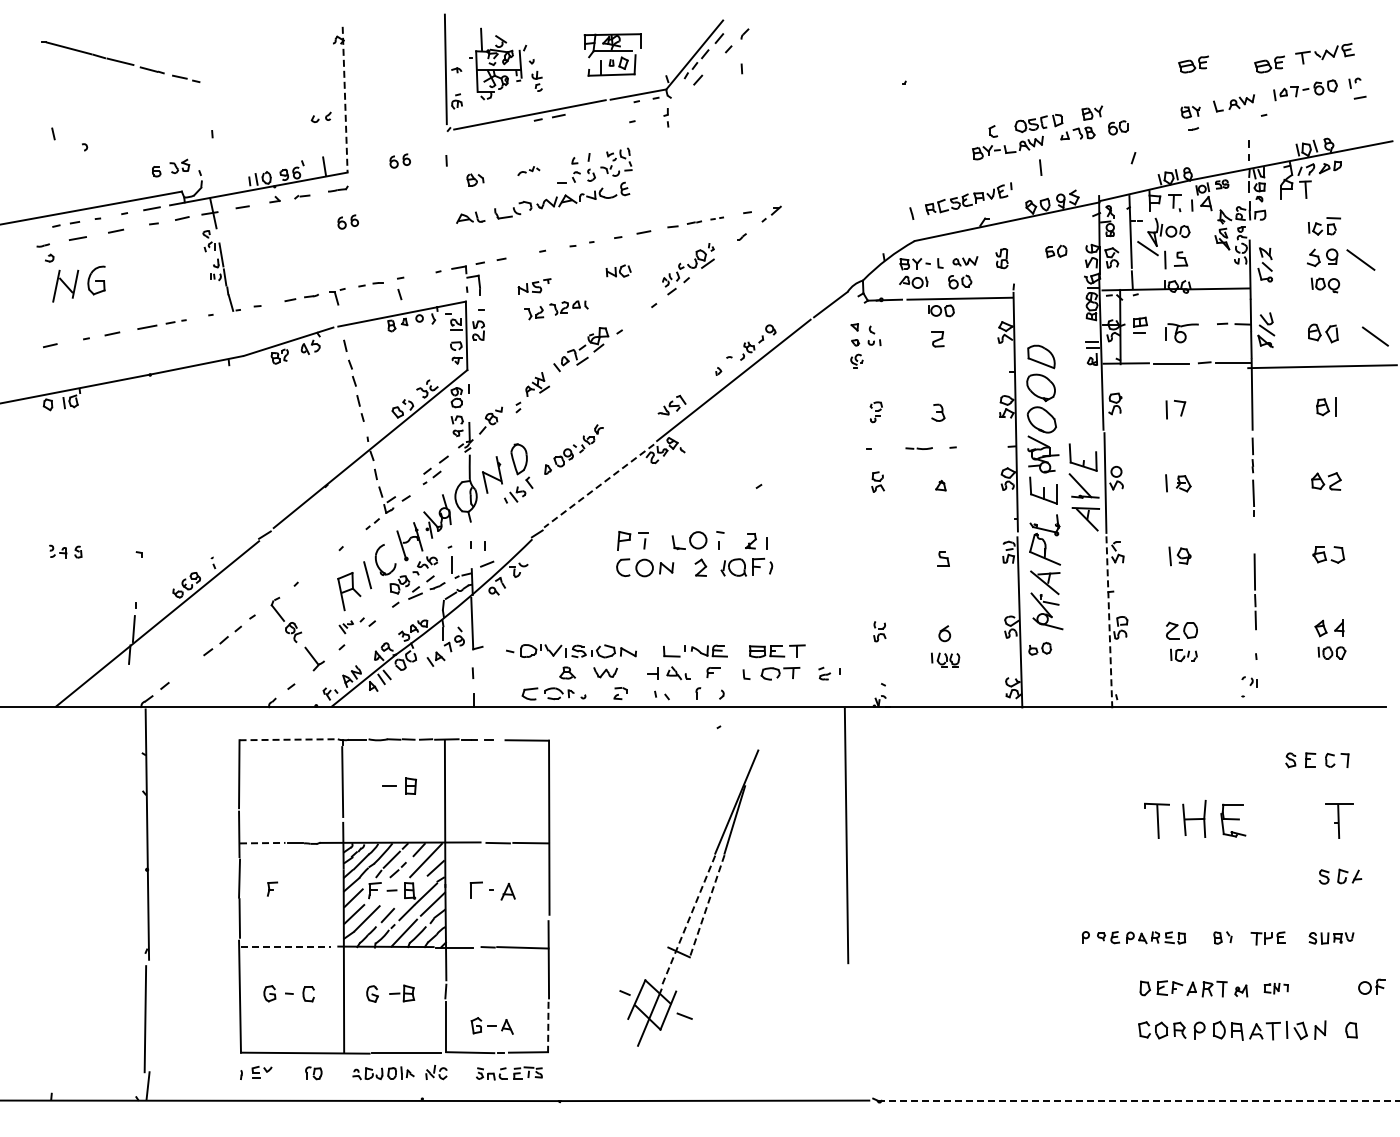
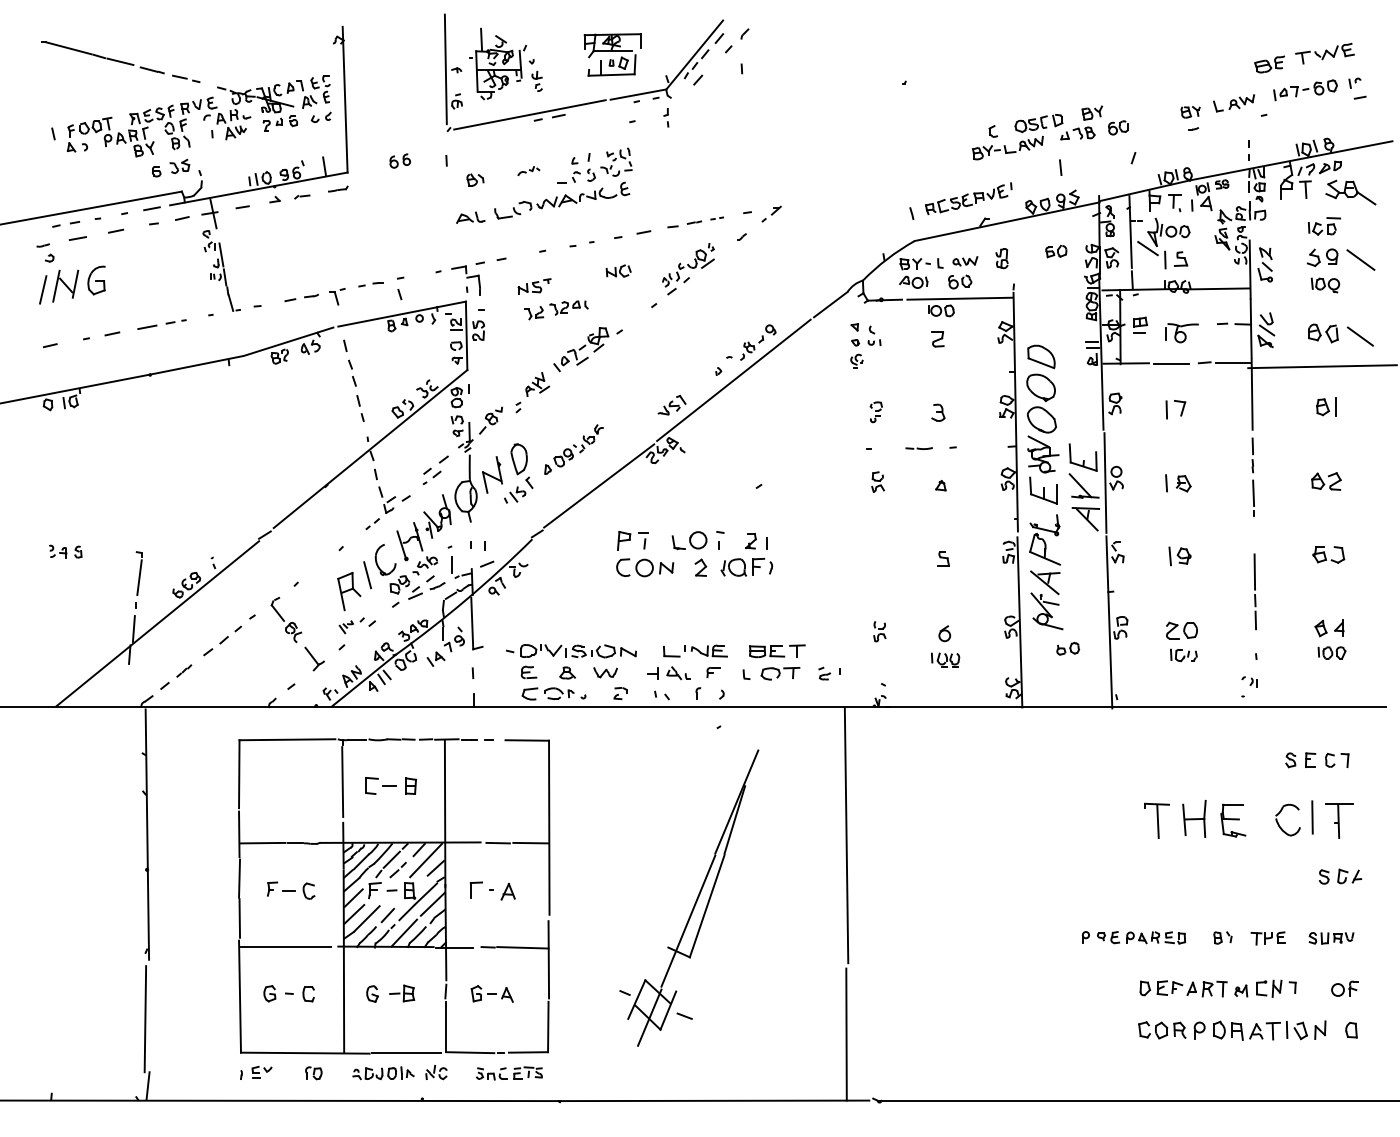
part: present -> none (1193, 64)
line: dashed -> solid (345, 99)
part: none -> present (198, 116)
line position: (1040, 167) -> (1060, 167) (1060, 167)
part: none -> present (1350, 192)
part: present -> none (347, 221)
line: none -> present (43, 289)
line position: (1374, 336) -> (1359, 336) (1359, 336)
line: dashed -> solid (599, 485)
line: none -> present (139, 577)
line: dashed -> solid (1109, 622)
part position: (1040, 648) -> (1068, 648) (1068, 648)
line: none -> present (184, 670)
part: none -> present (528, 672)
line: dashed -> solid (287, 739)
part: none -> present (371, 785)
part: none -> present (1280, 813)
line: none -> present (1312, 817)
line: dashed -> solid (262, 843)
part: none -> present (298, 890)
line: dashed -> solid (707, 906)
line: dashed -> solid (688, 921)
line: dashed -> solid (286, 947)
part position: (1371, 986) -> (1344, 988) (1344, 988)
part size: 26x12 px -> 41x19 px (1276, 988)
part position: (491, 1025) -> (491, 993) (491, 993)
line: dashed -> solid (548, 1027)
line: none -> present (846, 1034)
line: dashed -> solid (1138, 1100)
